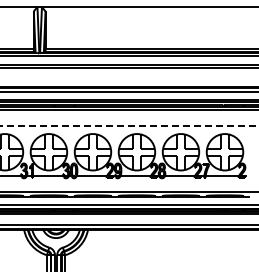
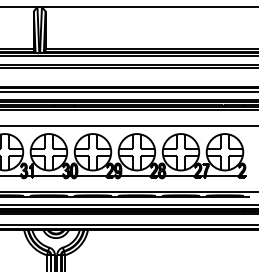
line: dashed -> solid (129, 125)
